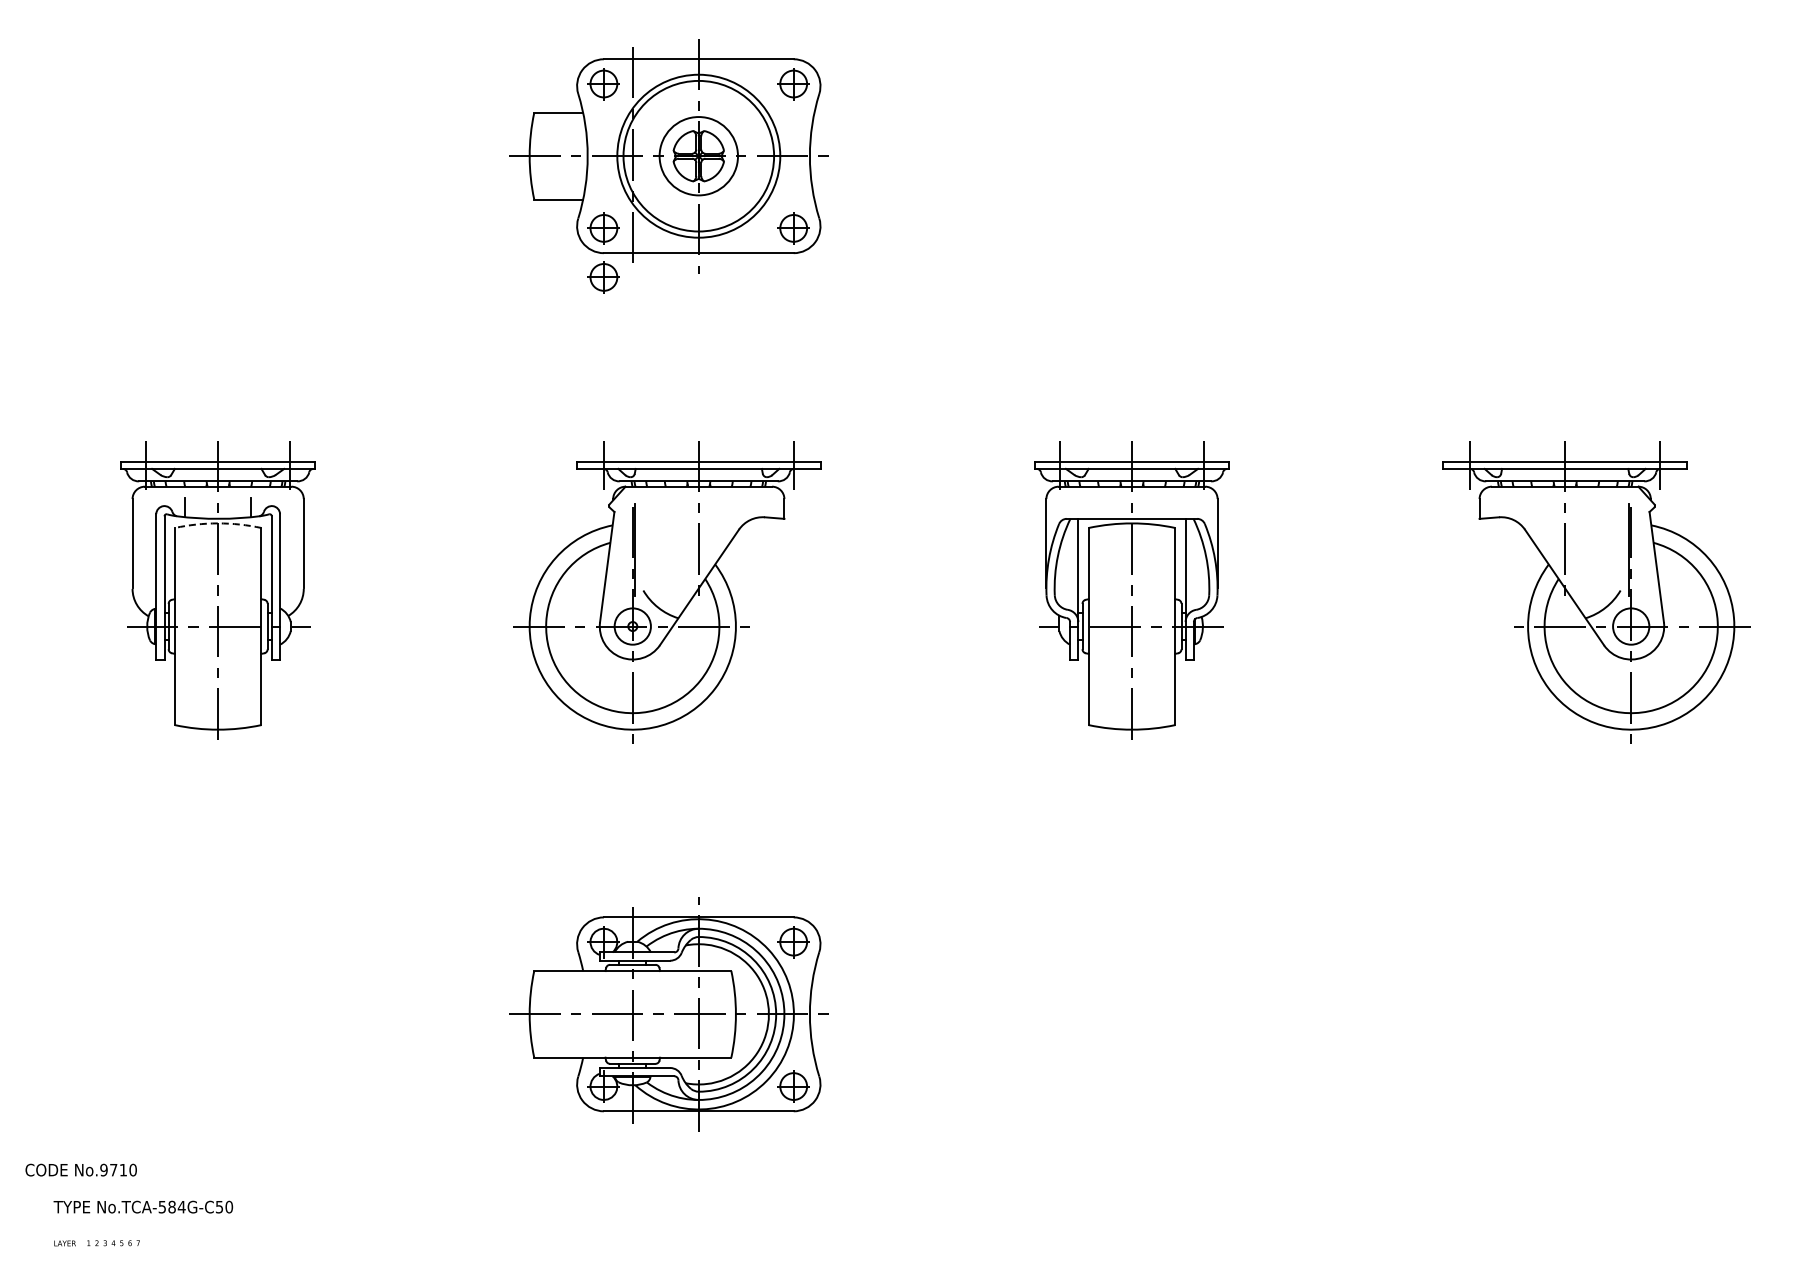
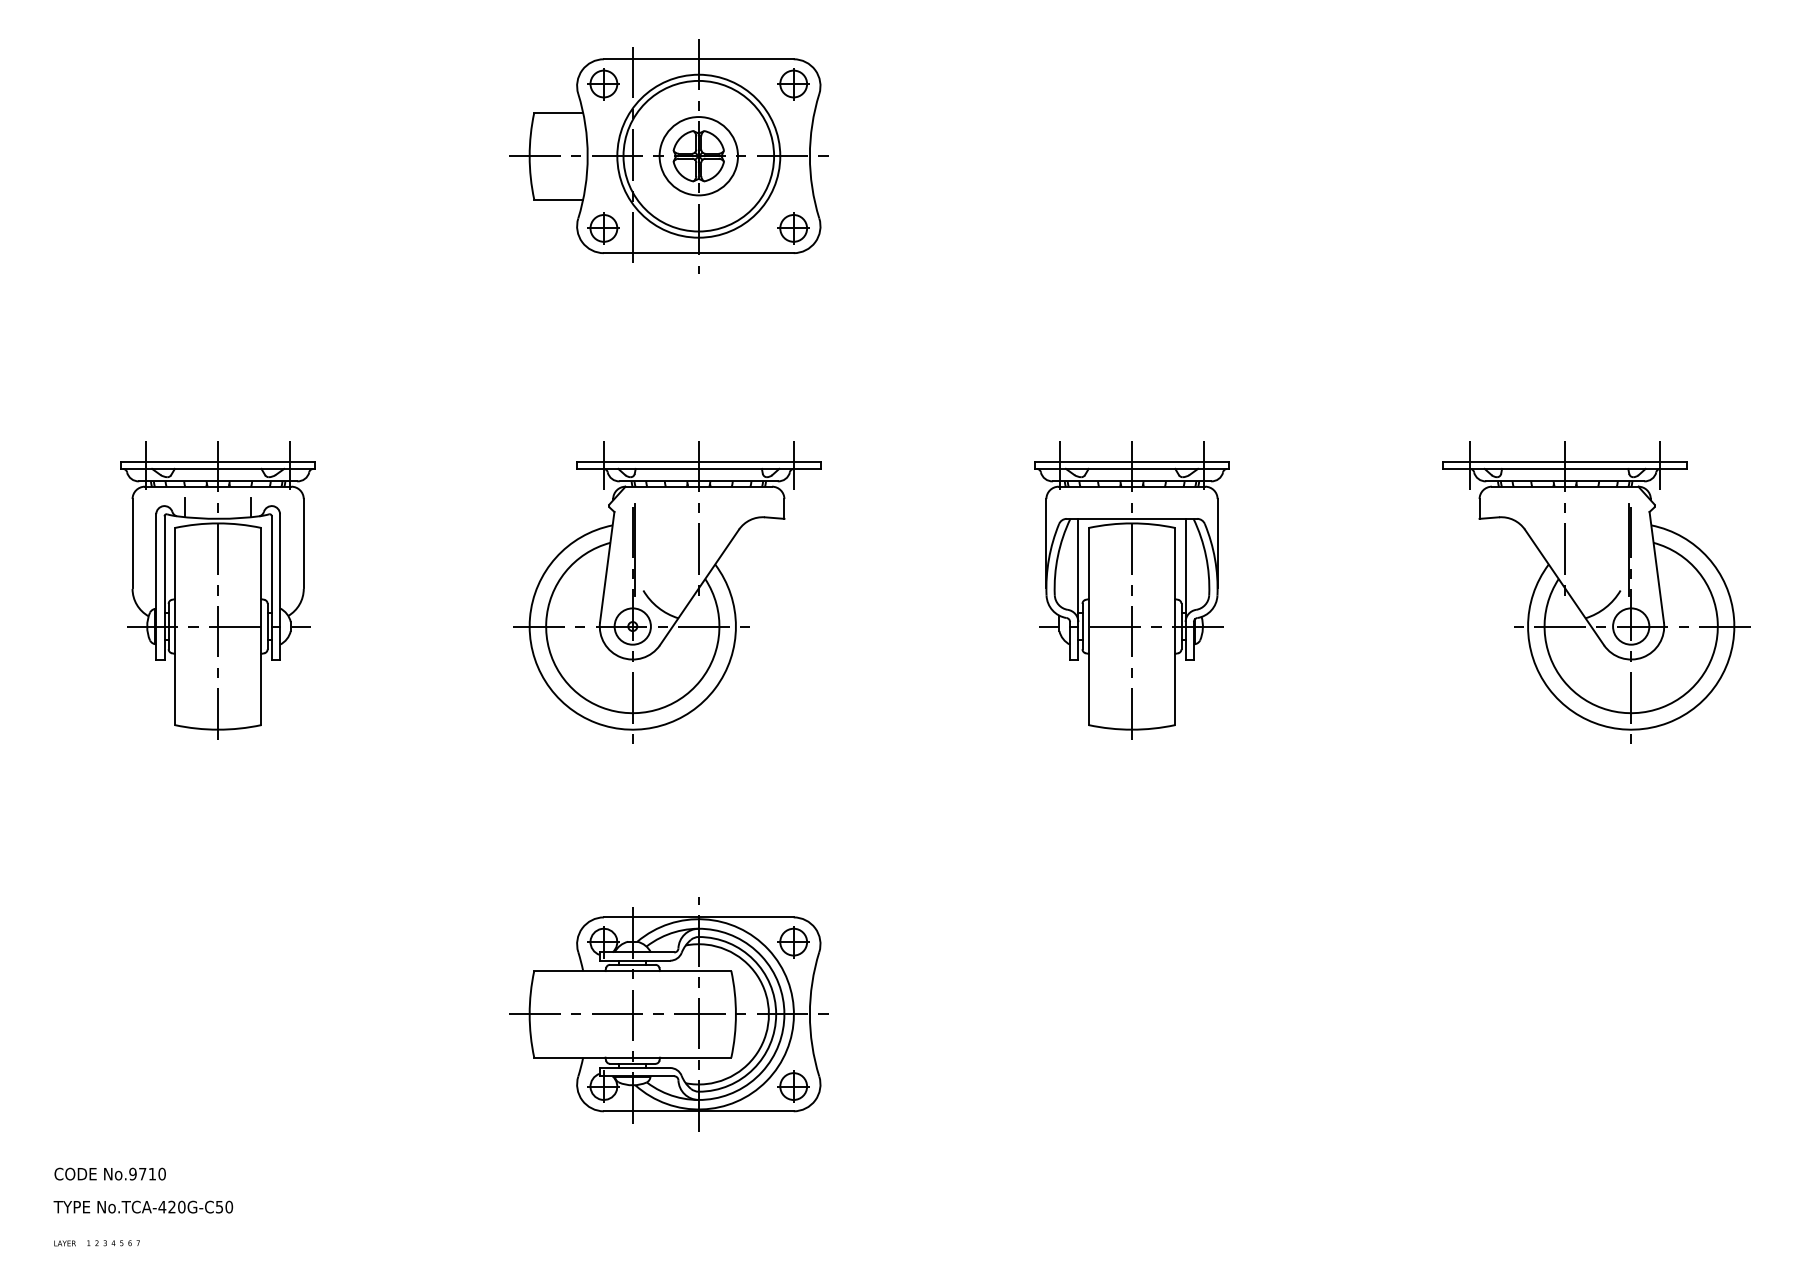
part: present -> none (603, 277)
arc: dashed -> solid (218, 523)
text position: (80, 1169) -> (109, 1173) (109, 1173)
text: No.TCA-584G-C50 -> No.TCA-420G-C50 (171, 1206)
